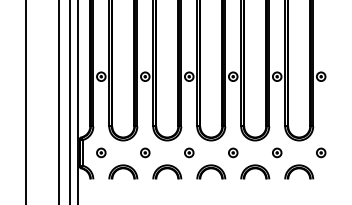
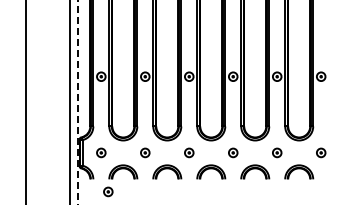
line: present -> none (58, 101)
line: solid -> dashed (78, 102)
part: none -> present (108, 191)
